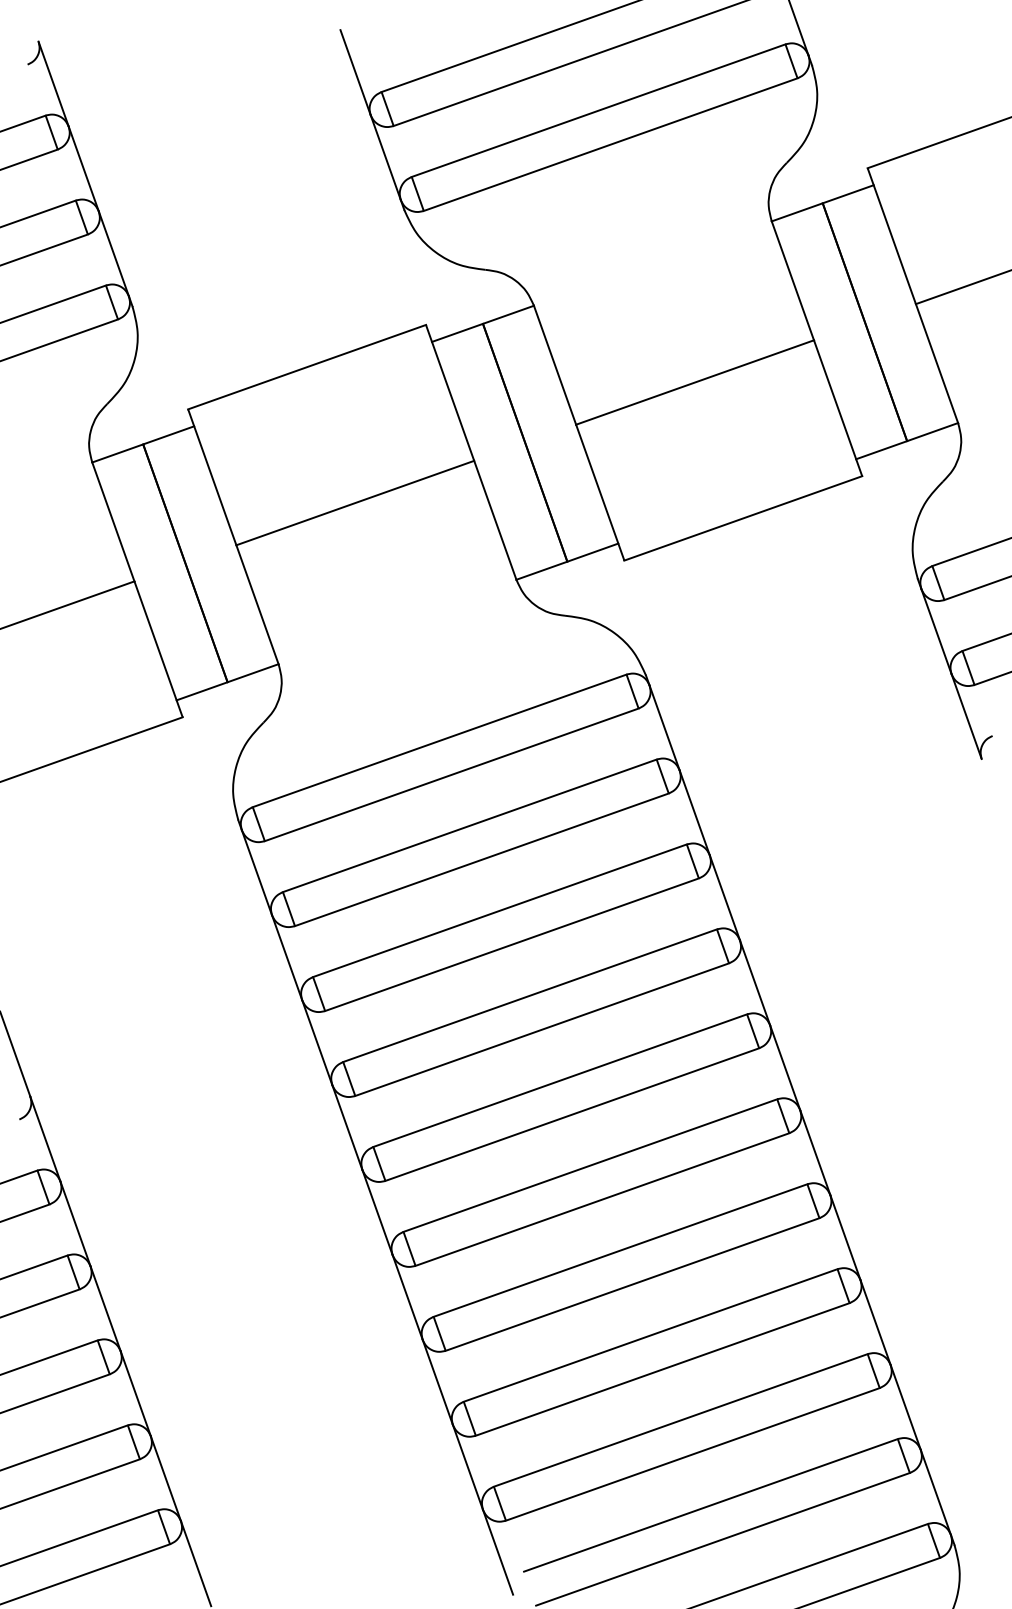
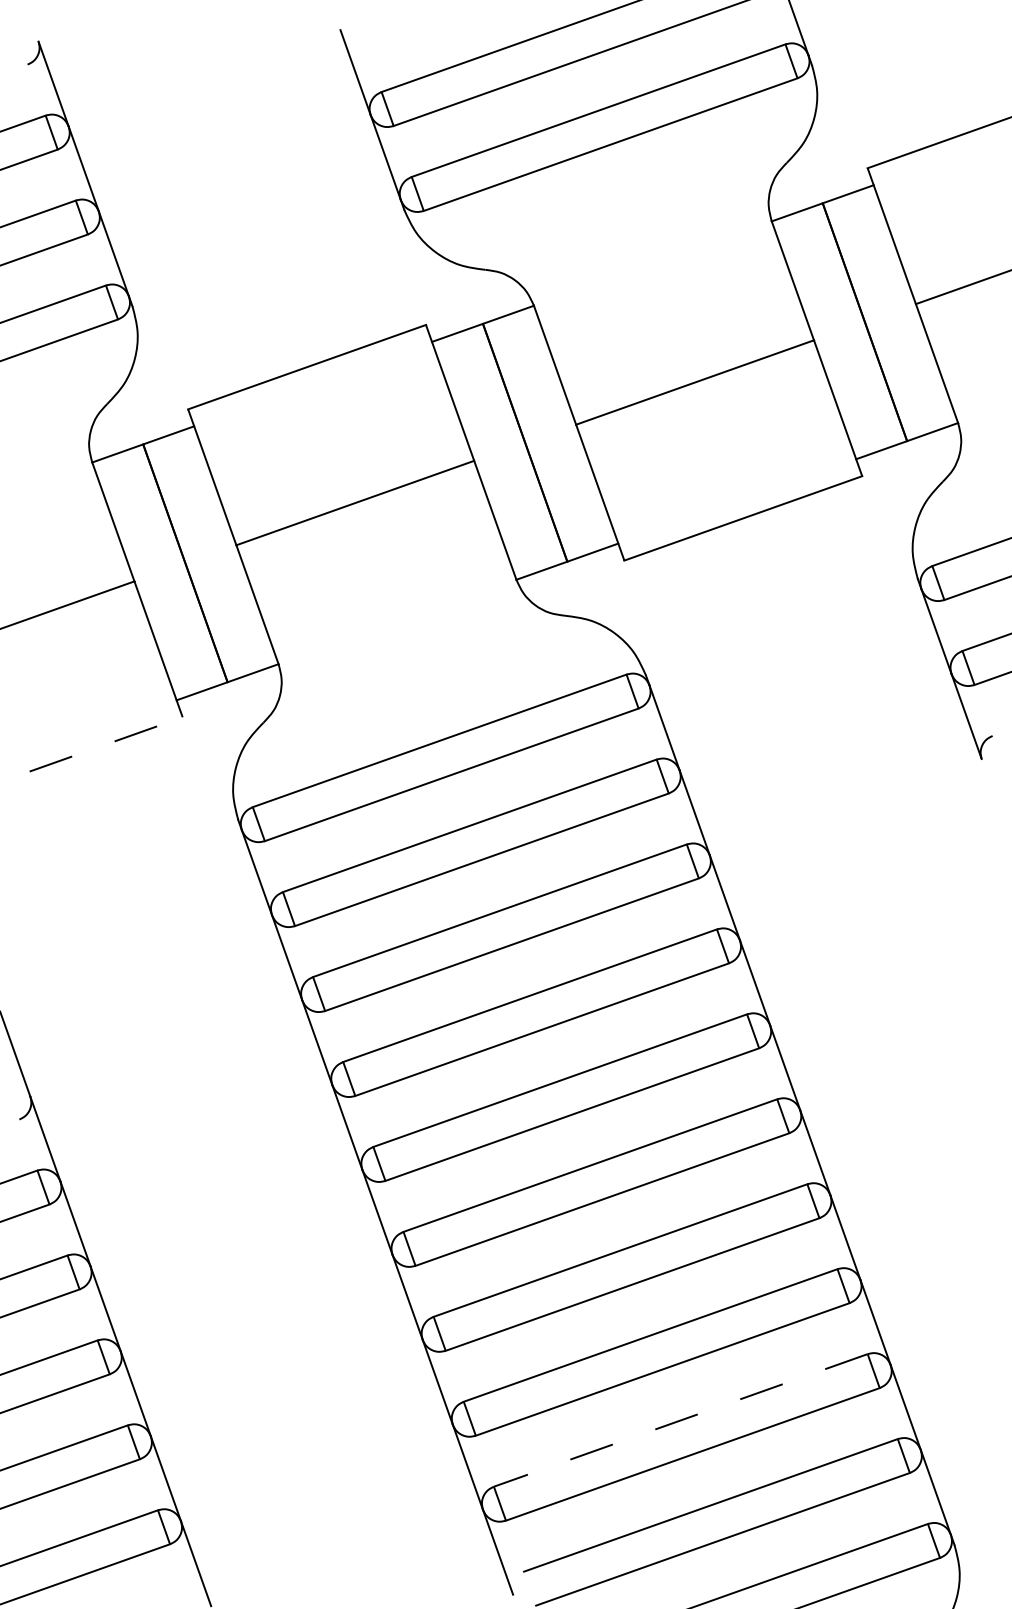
line: solid -> dashed (91, 749)
line: solid -> dashed (680, 1420)
